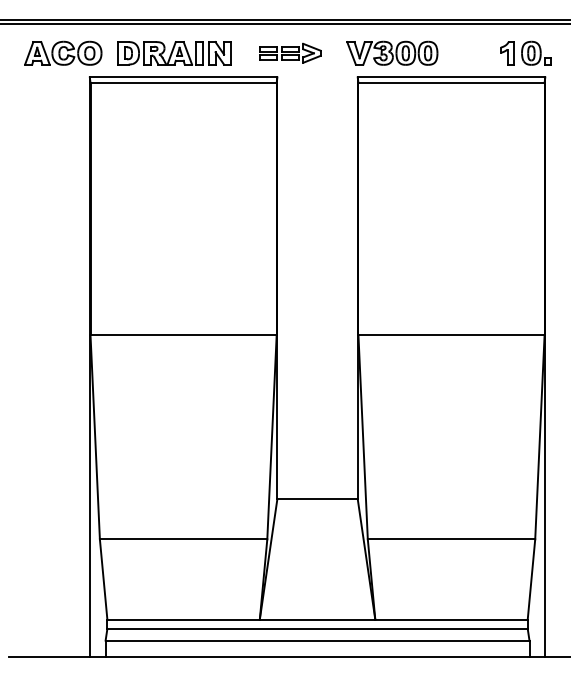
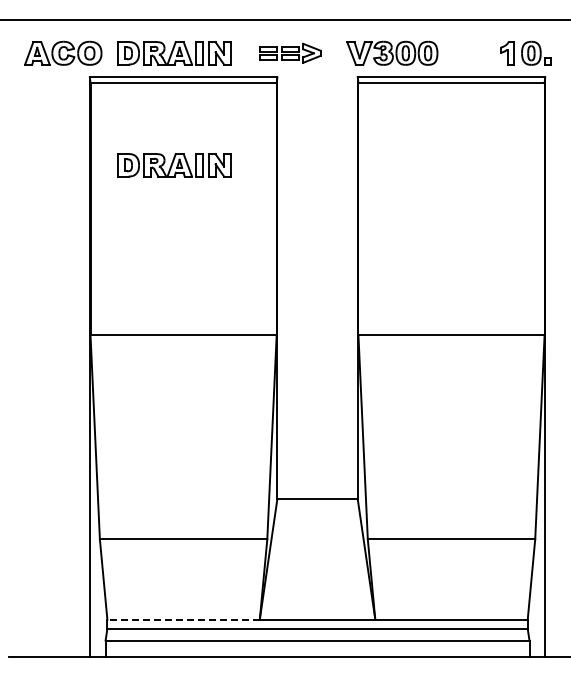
line: present -> none (284, 23)
part: none -> present (174, 165)
line: solid -> dashed (183, 619)
